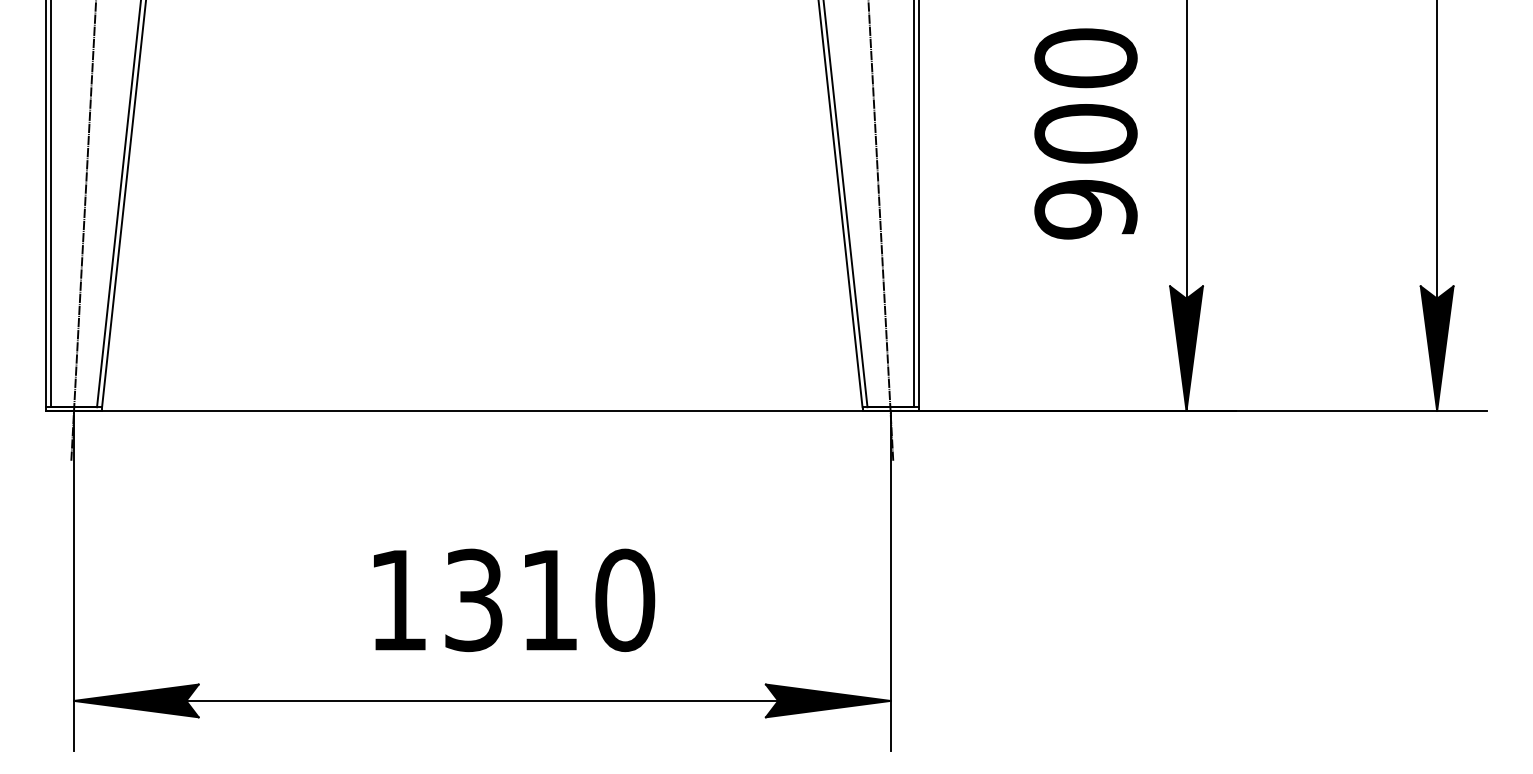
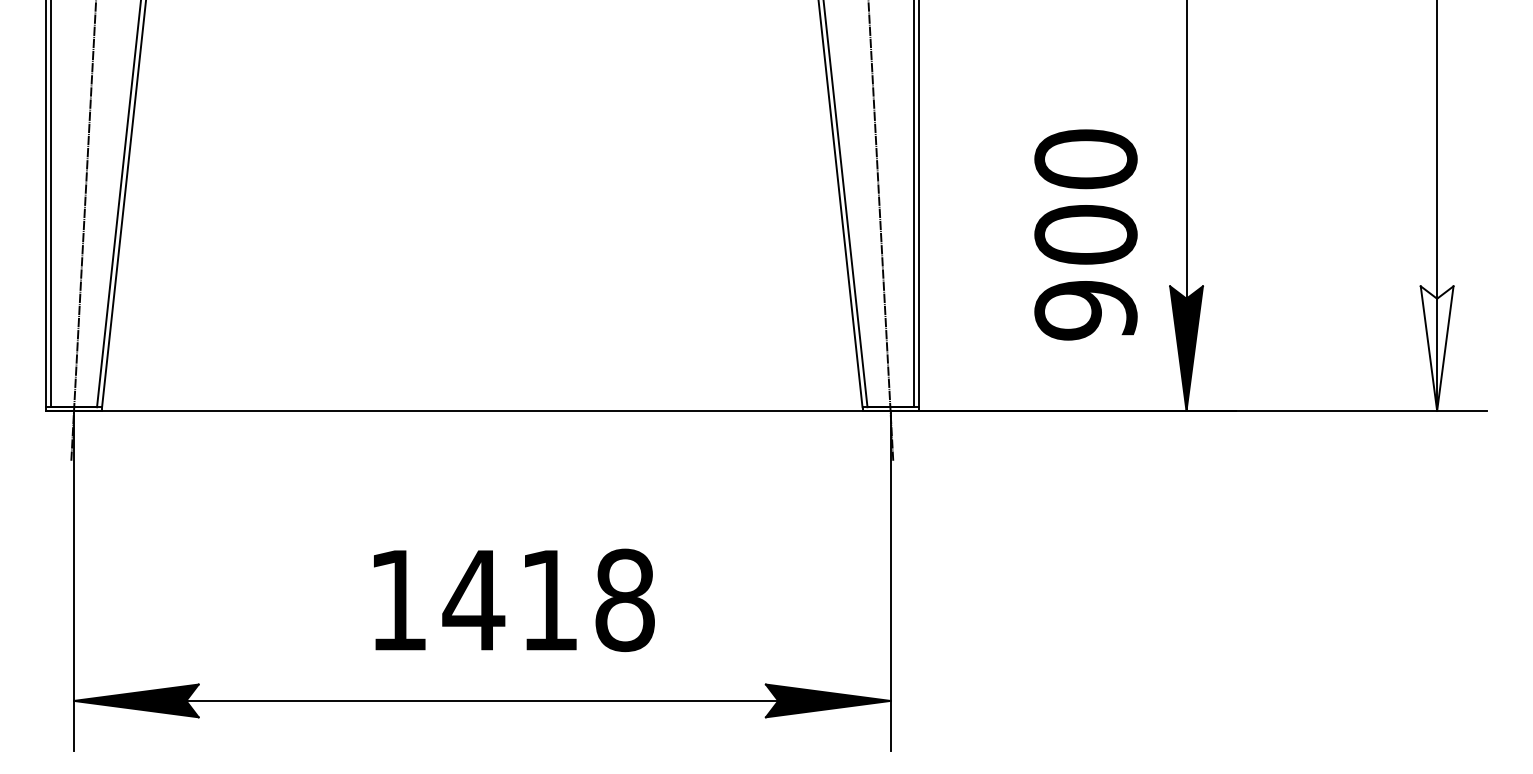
text position: (1085, 133) -> (1085, 234) (1085, 234)
fill: present -> none (1436, 348)
text: 1310 -> 1418 (548, 600)
